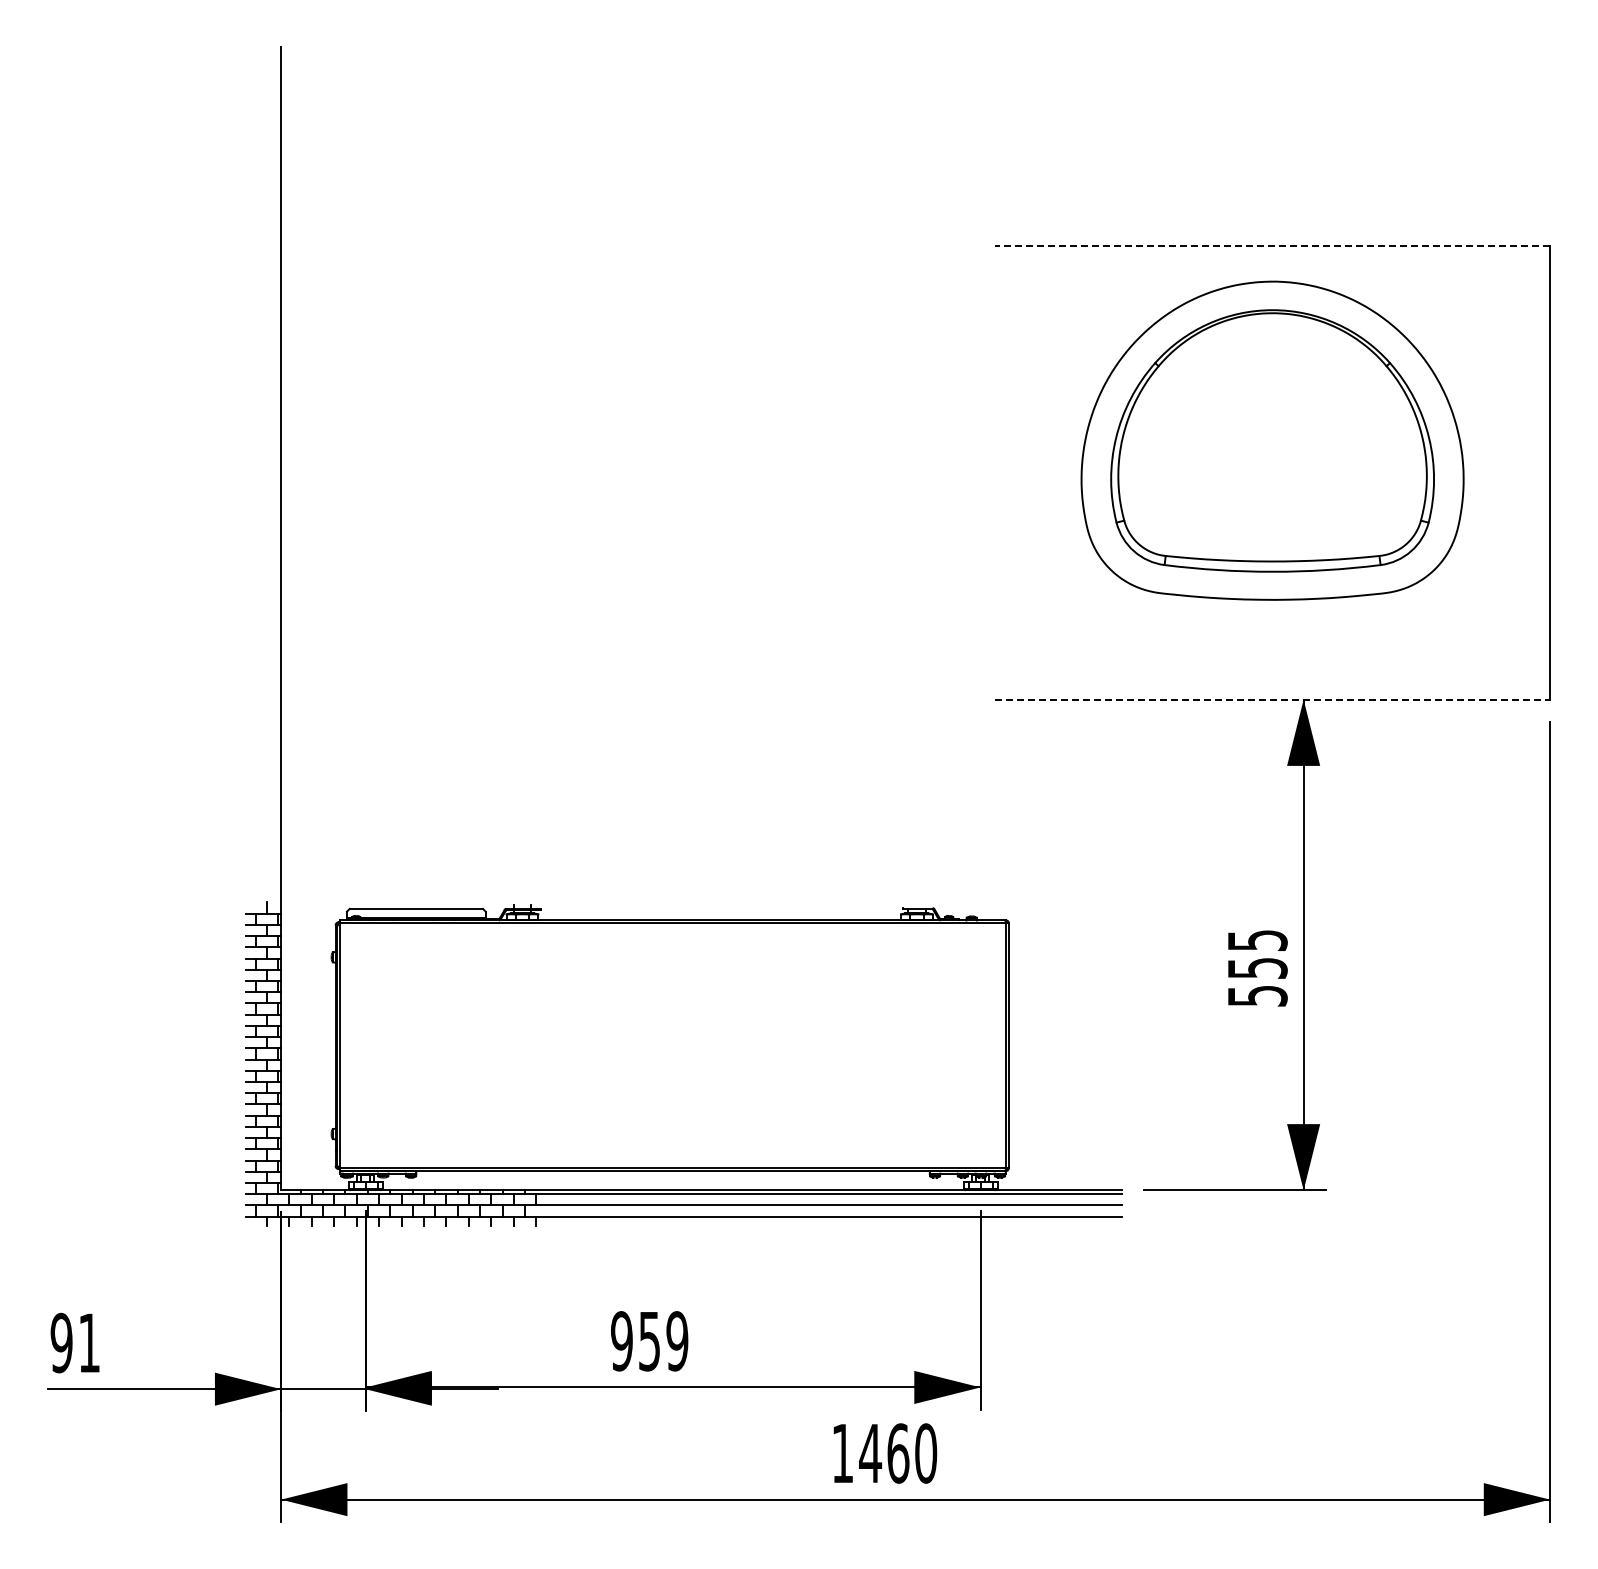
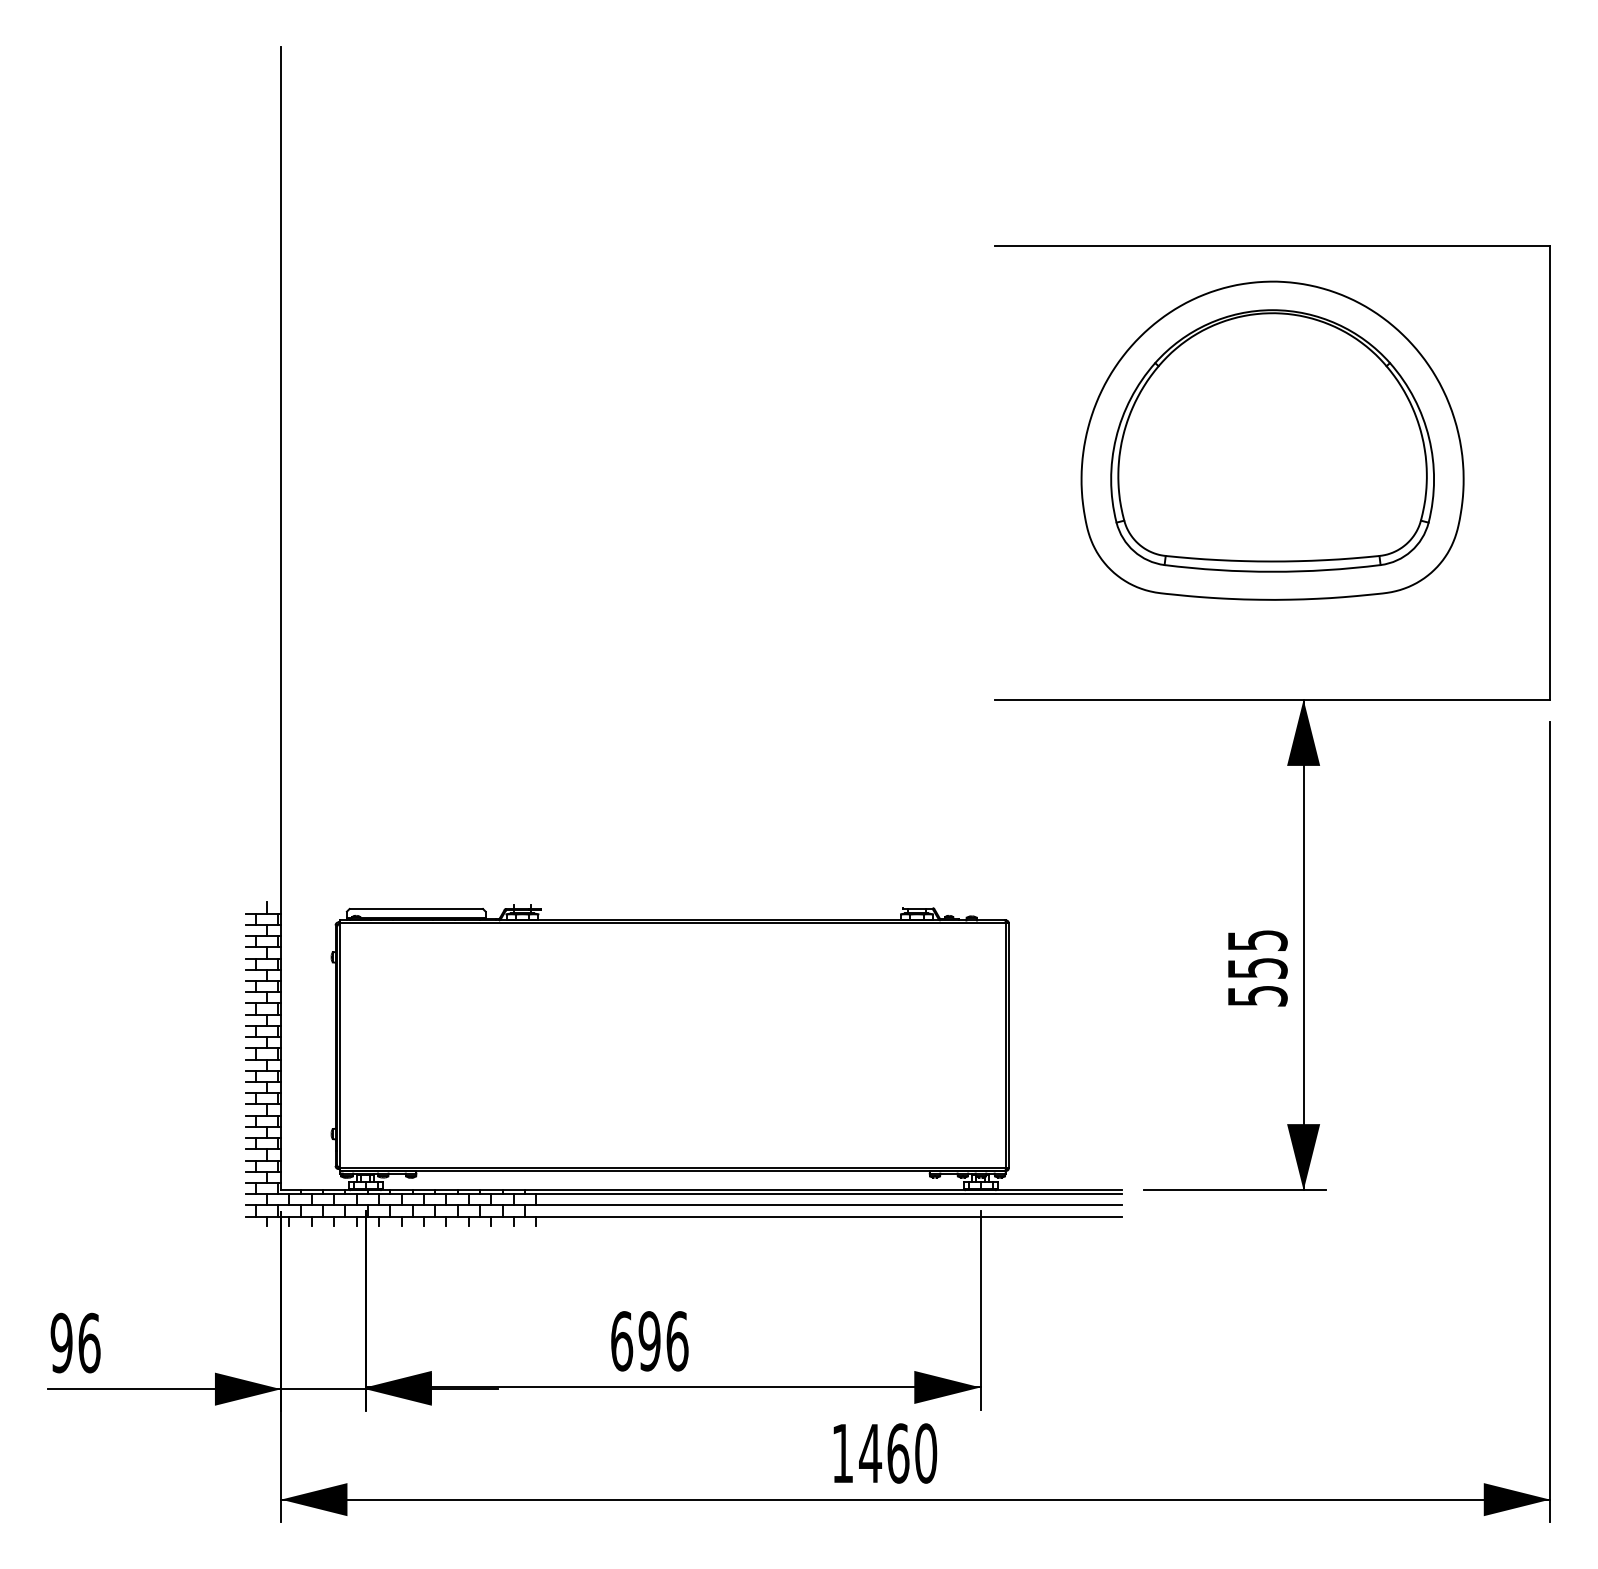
line: dashed -> solid (1272, 245)
line: dashed -> solid (1273, 699)
text: 959 -> 696 (649, 1341)
text: 91 -> 96 (89, 1342)
